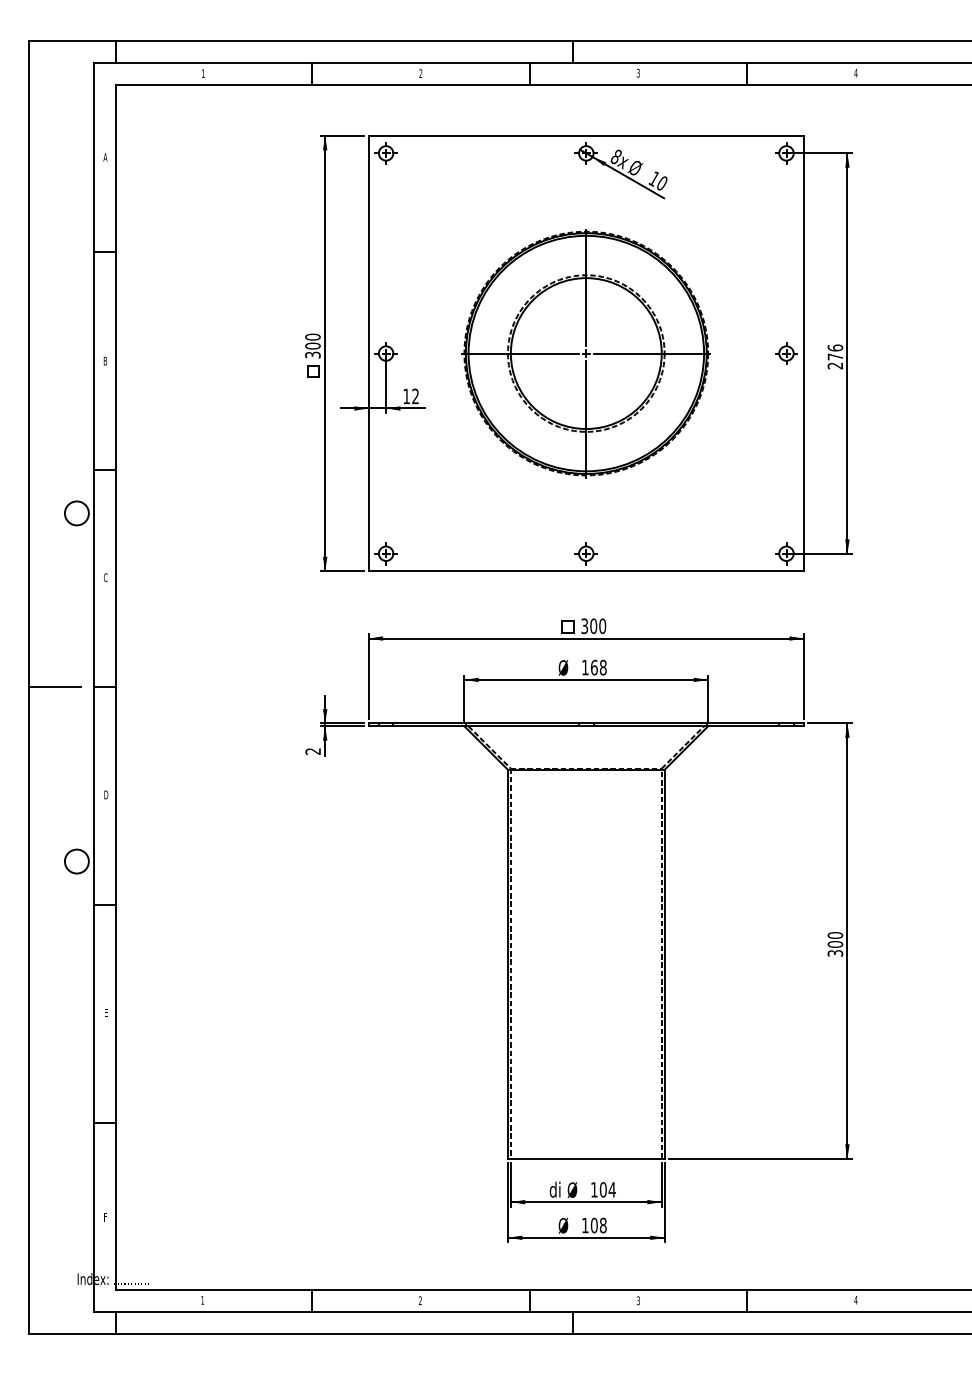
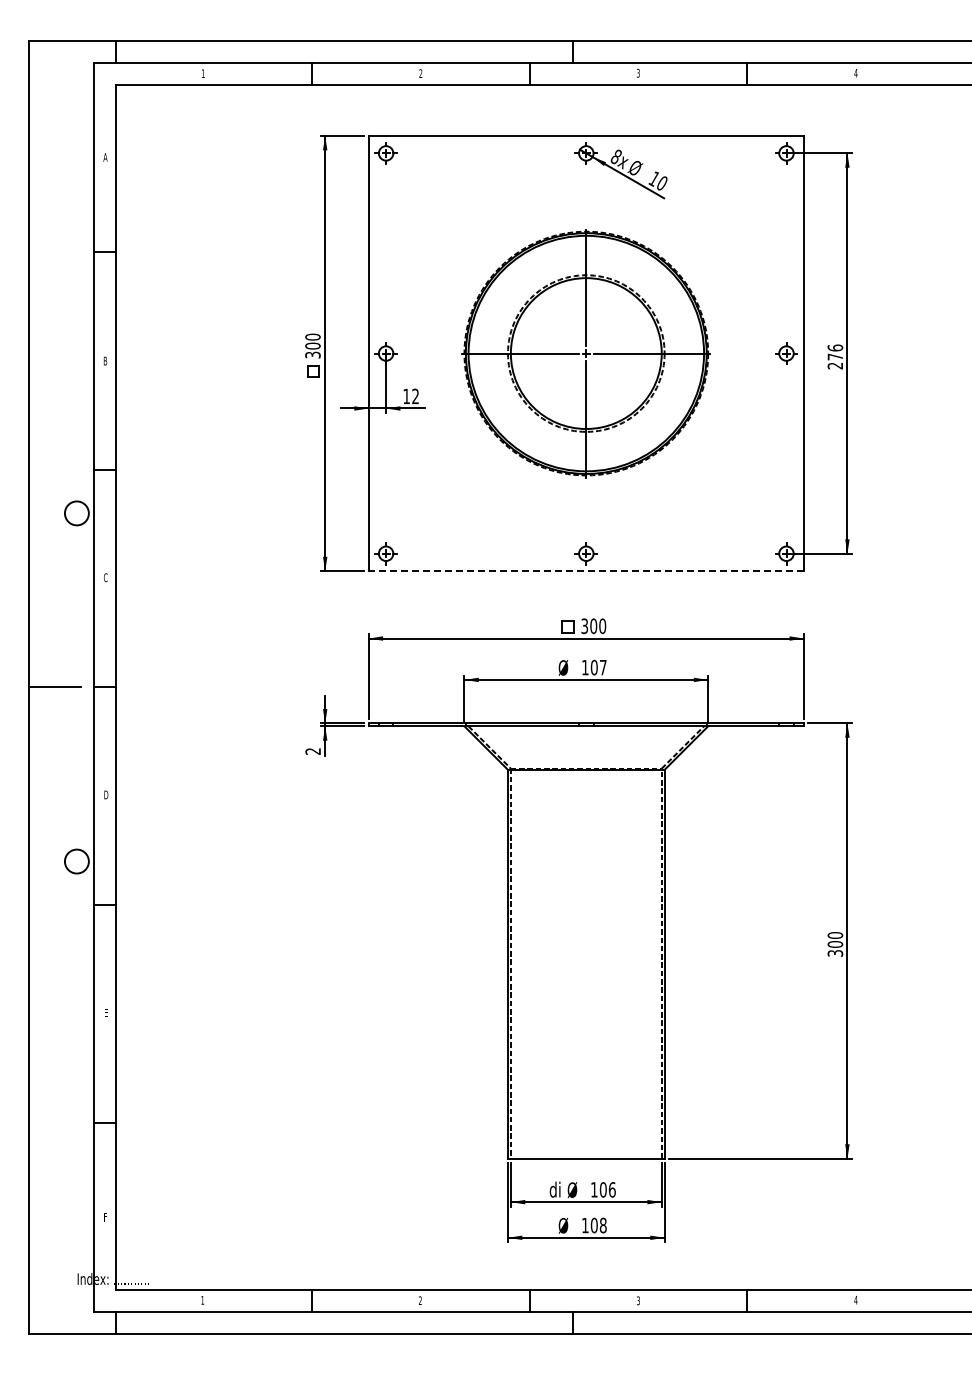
line: solid -> dashed (586, 571)
text: 168 -> 107 (598, 667)
text: 104 -> 106 (611, 1189)
